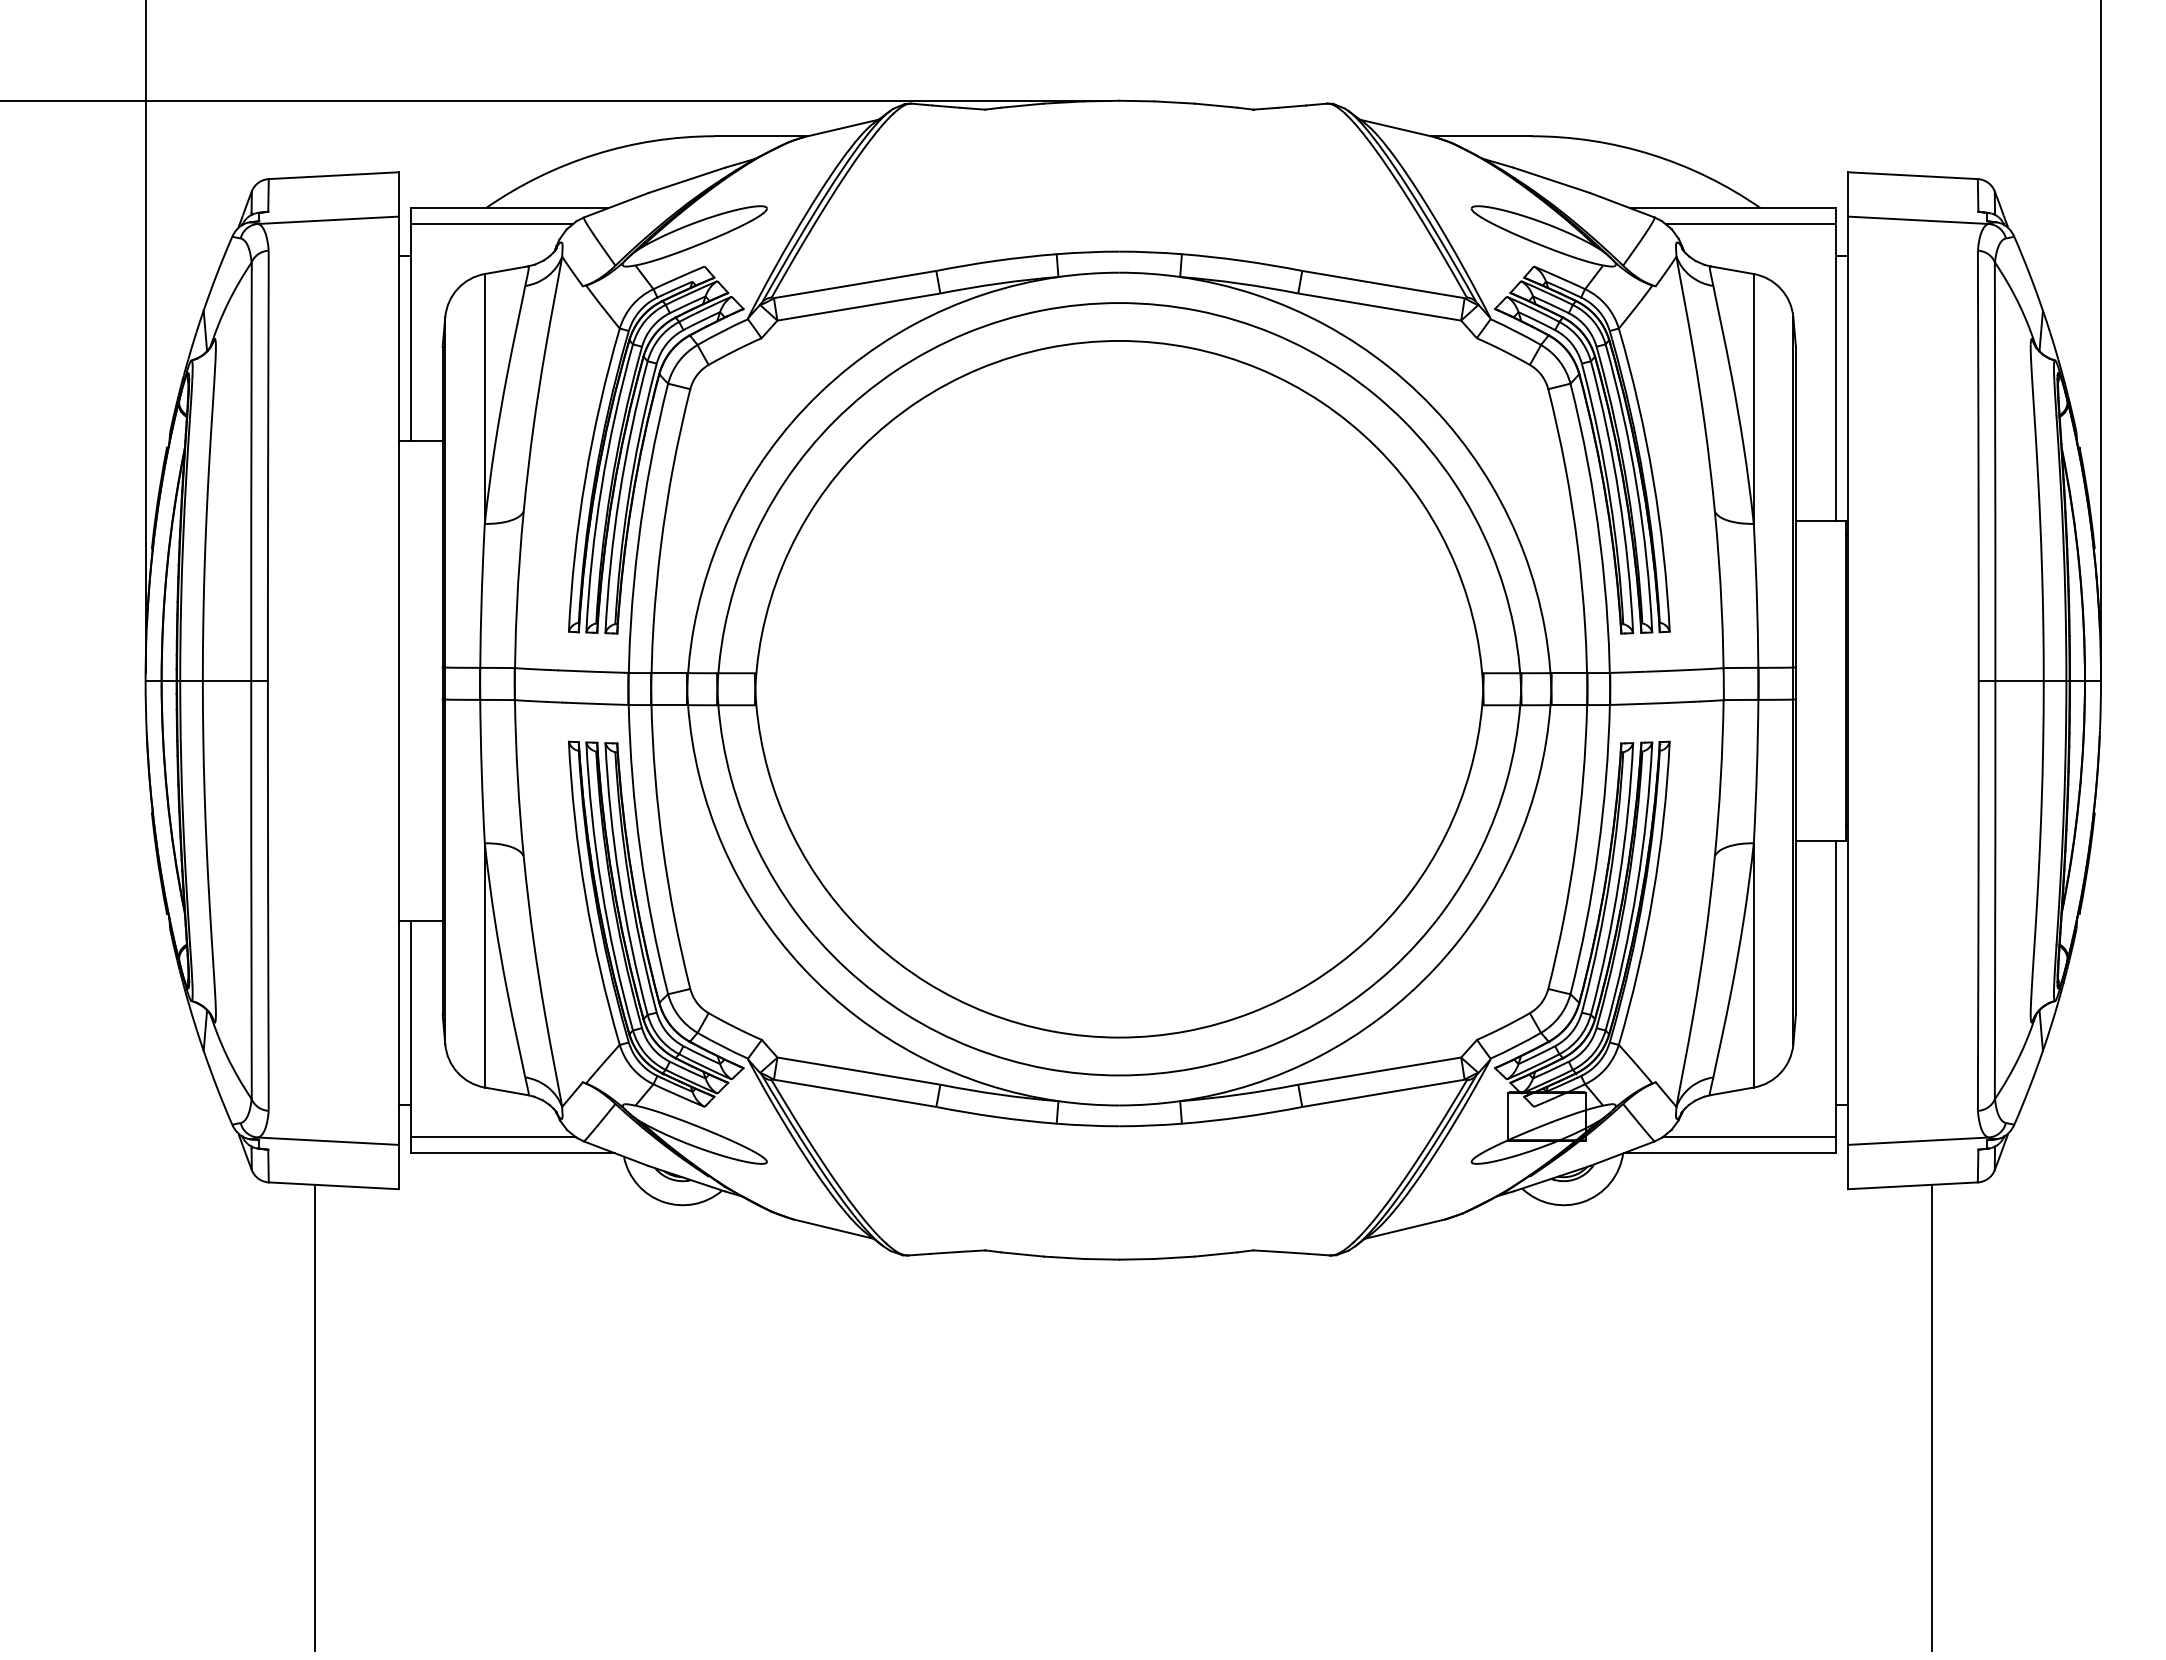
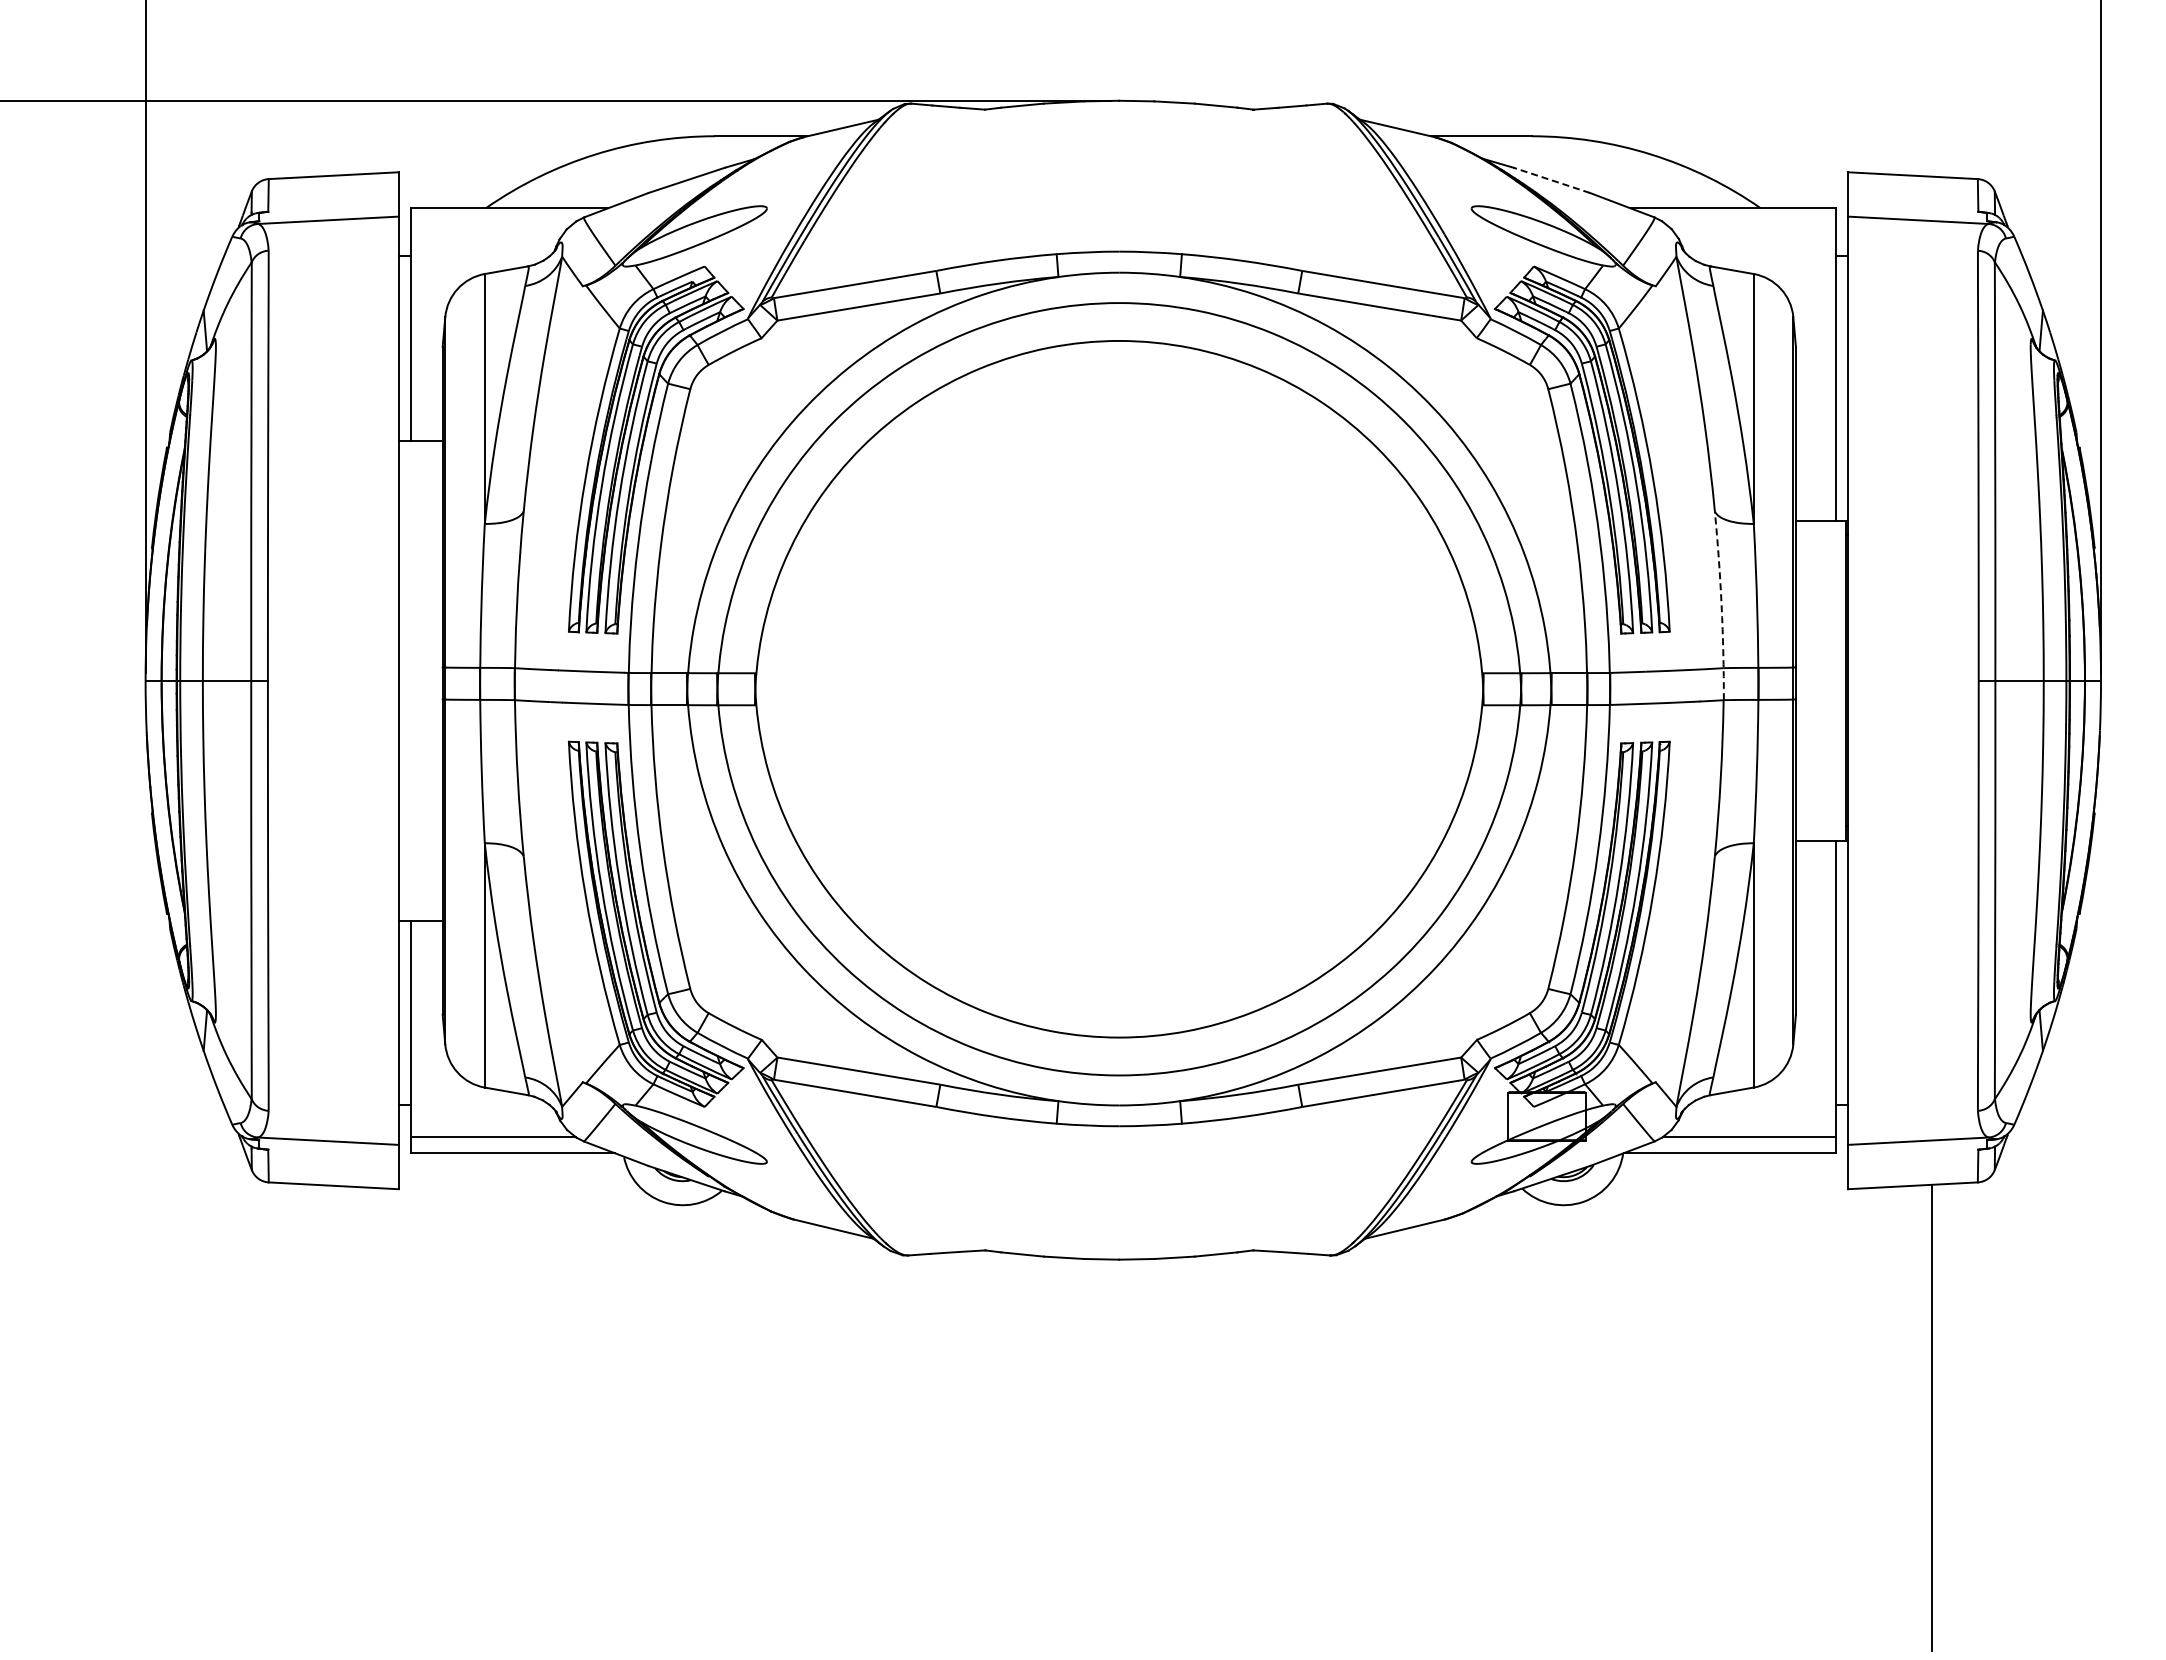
line: solid -> dashed (1551, 180)
line: present -> none (491, 224)
line: present -> none (1750, 224)
arc: solid -> dashed (1721, 605)
line: present -> none (314, 1417)
